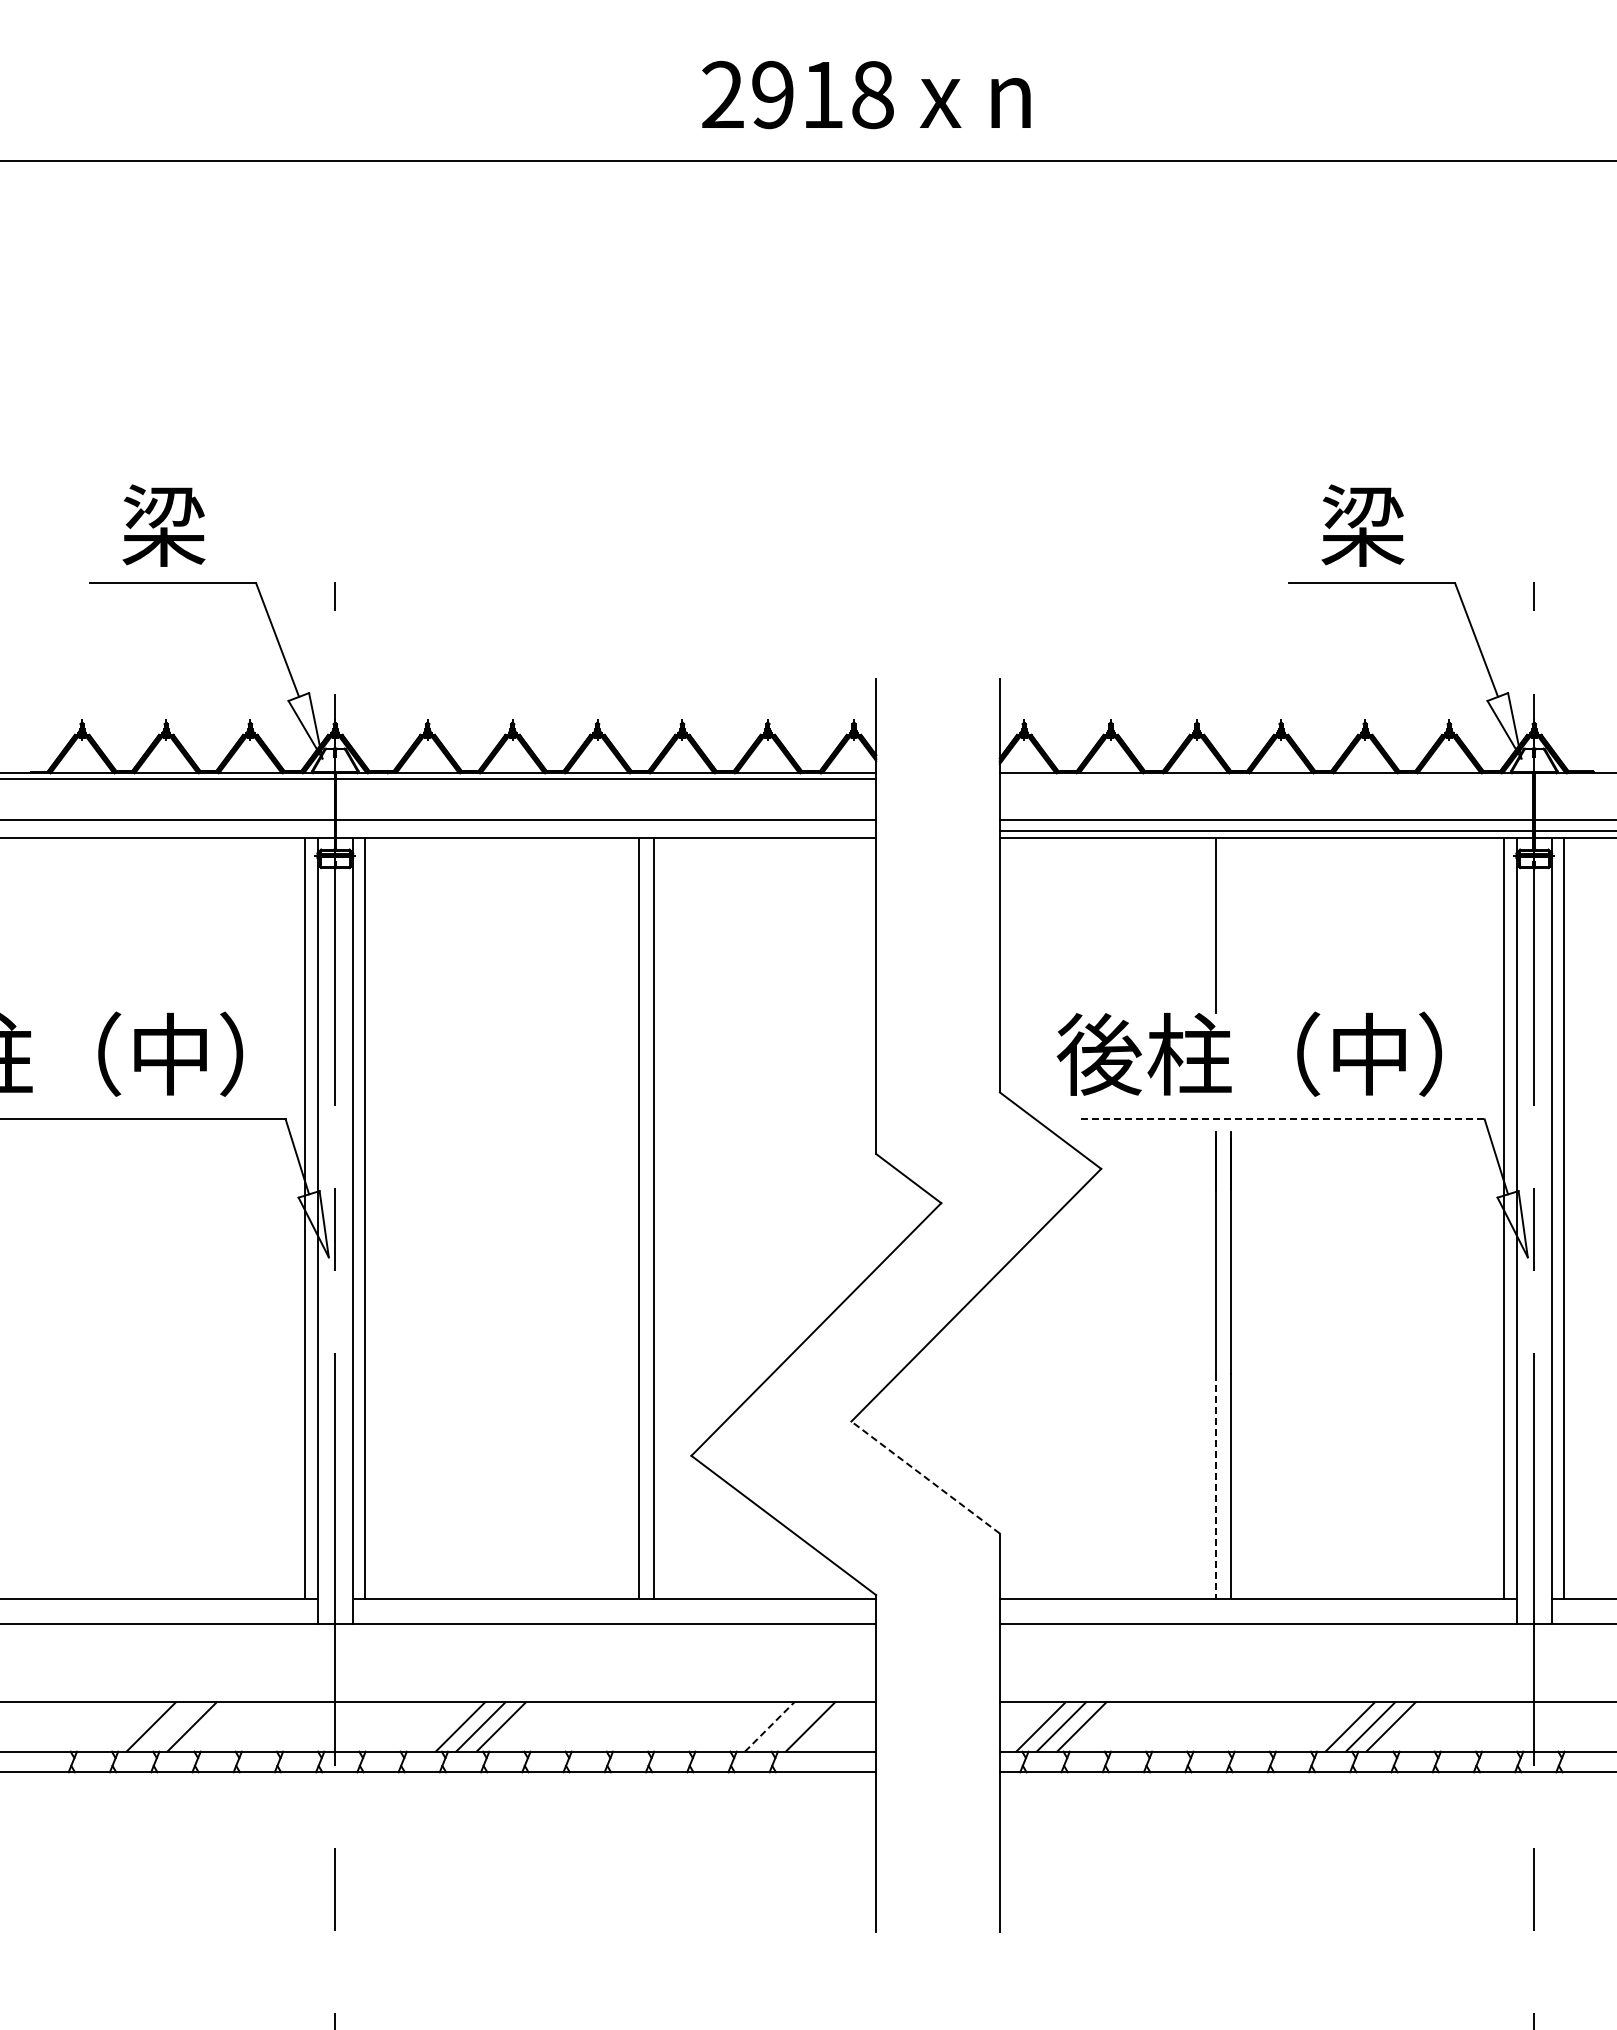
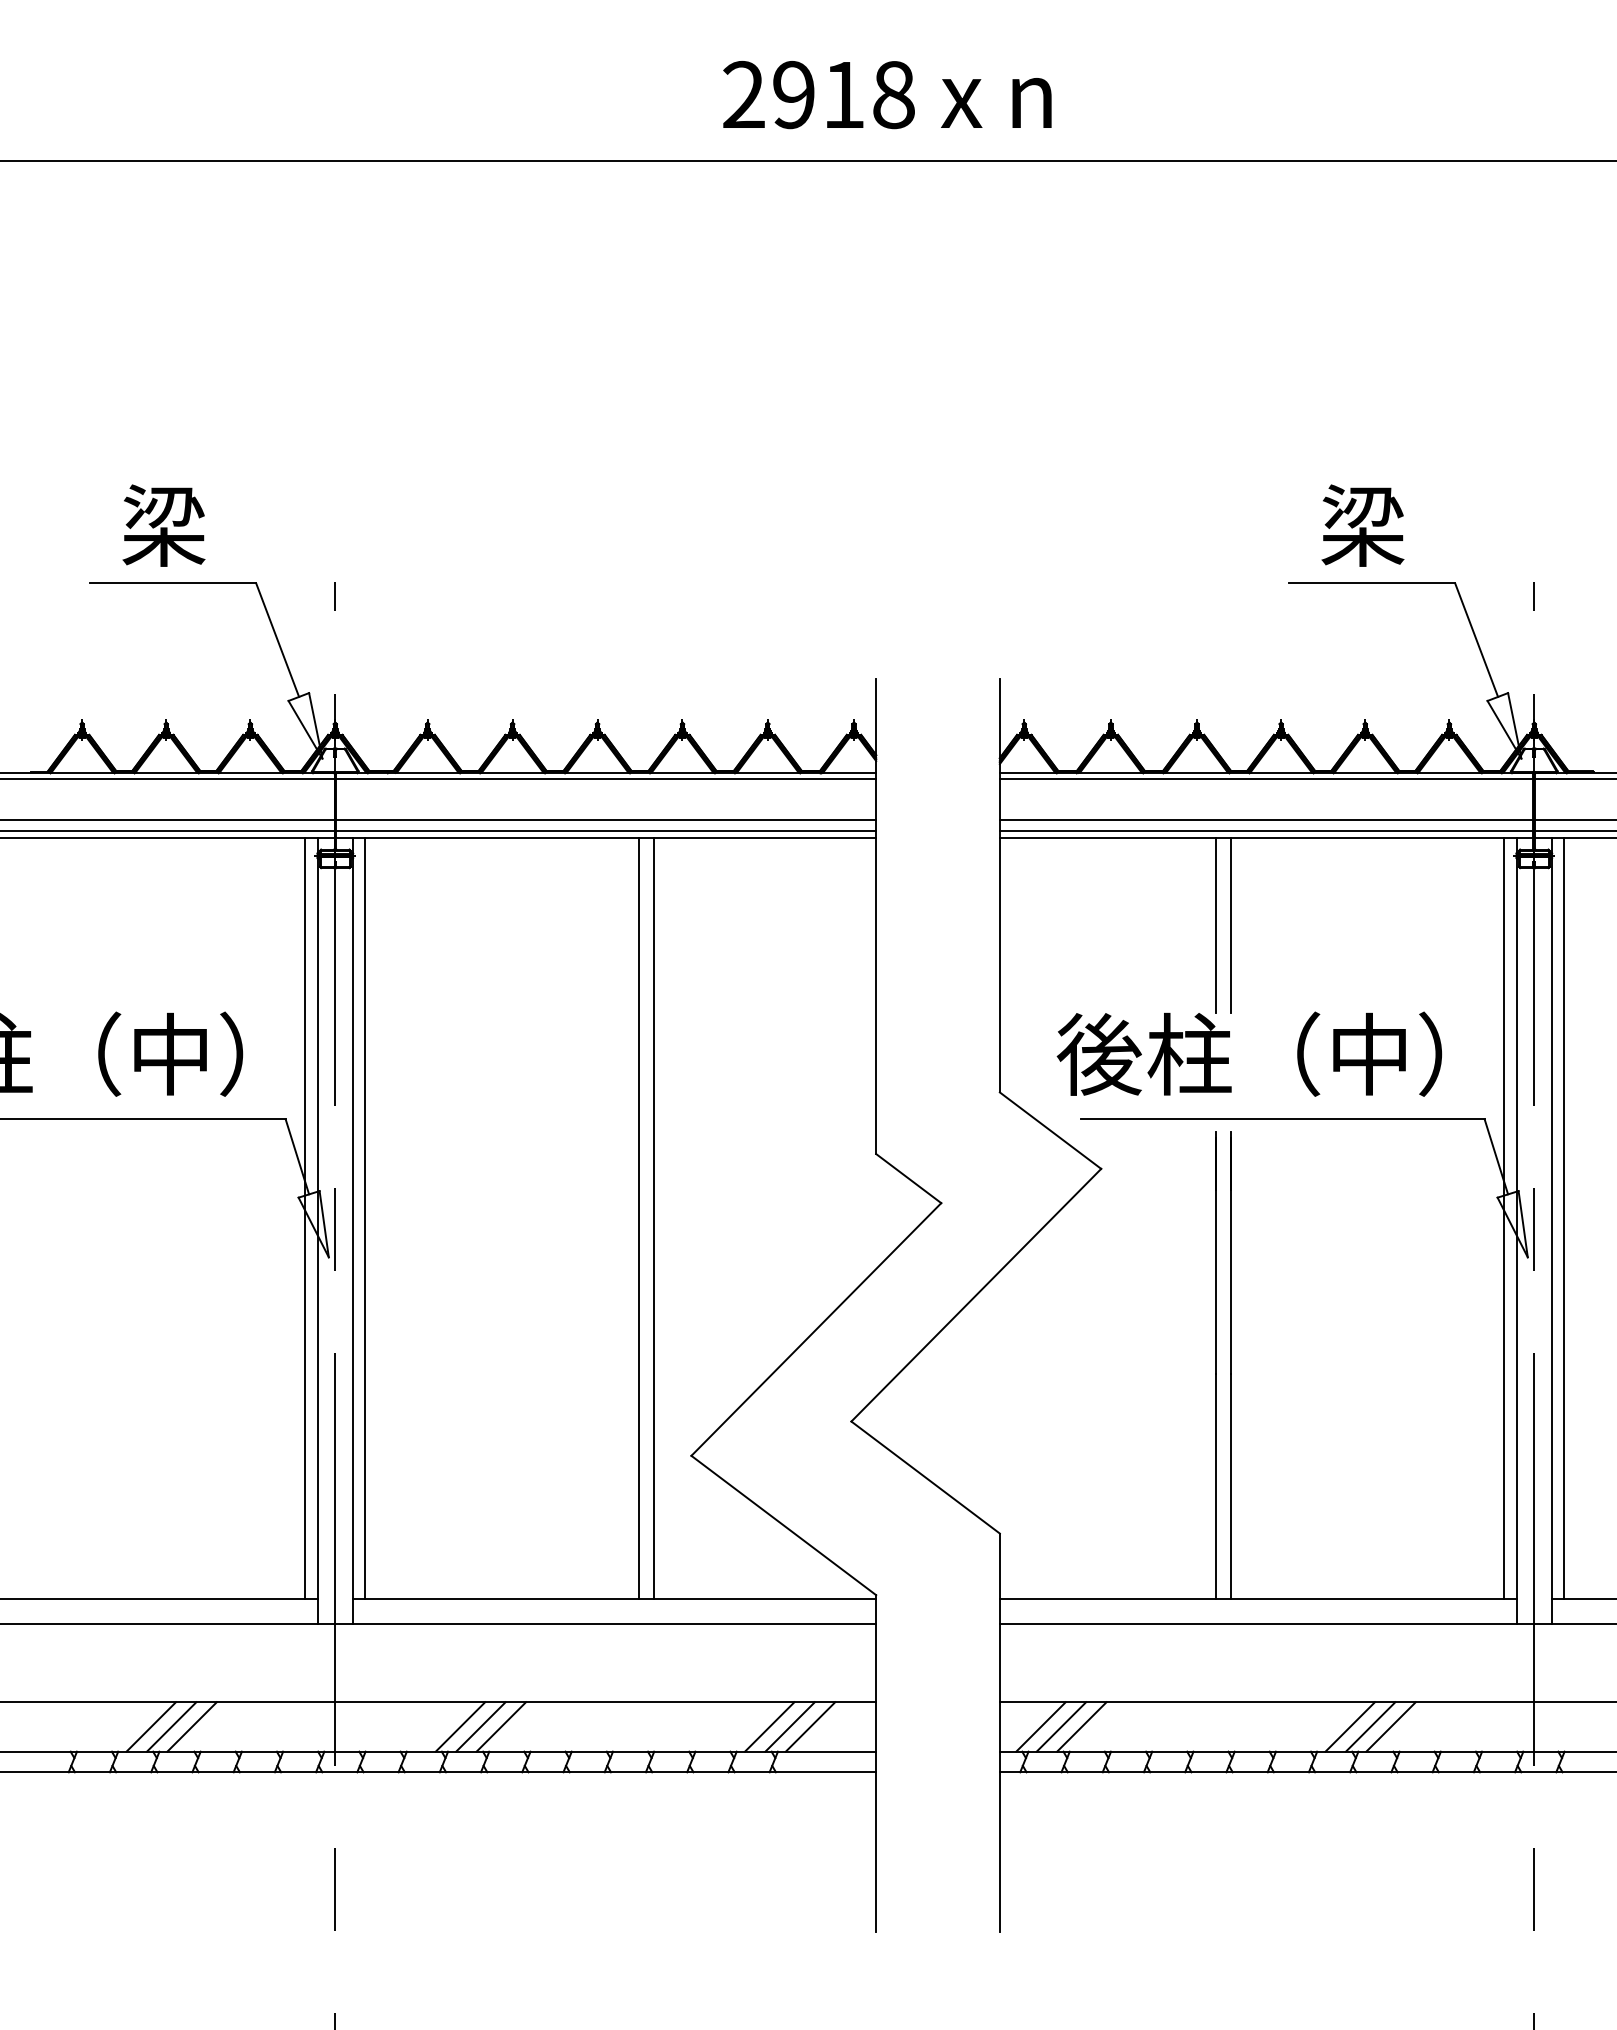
text position: (866, 95) -> (887, 95) (887, 95)
line: none -> present (1306, 779)
line: none -> present (439, 831)
line: none -> present (1231, 924)
line: dashed -> solid (1282, 1119)
line: dashed -> solid (925, 1477)
line: dashed -> solid (1215, 1487)
line: none -> present (171, 1726)
line: dashed -> solid (769, 1726)
line: none -> present (789, 1726)
